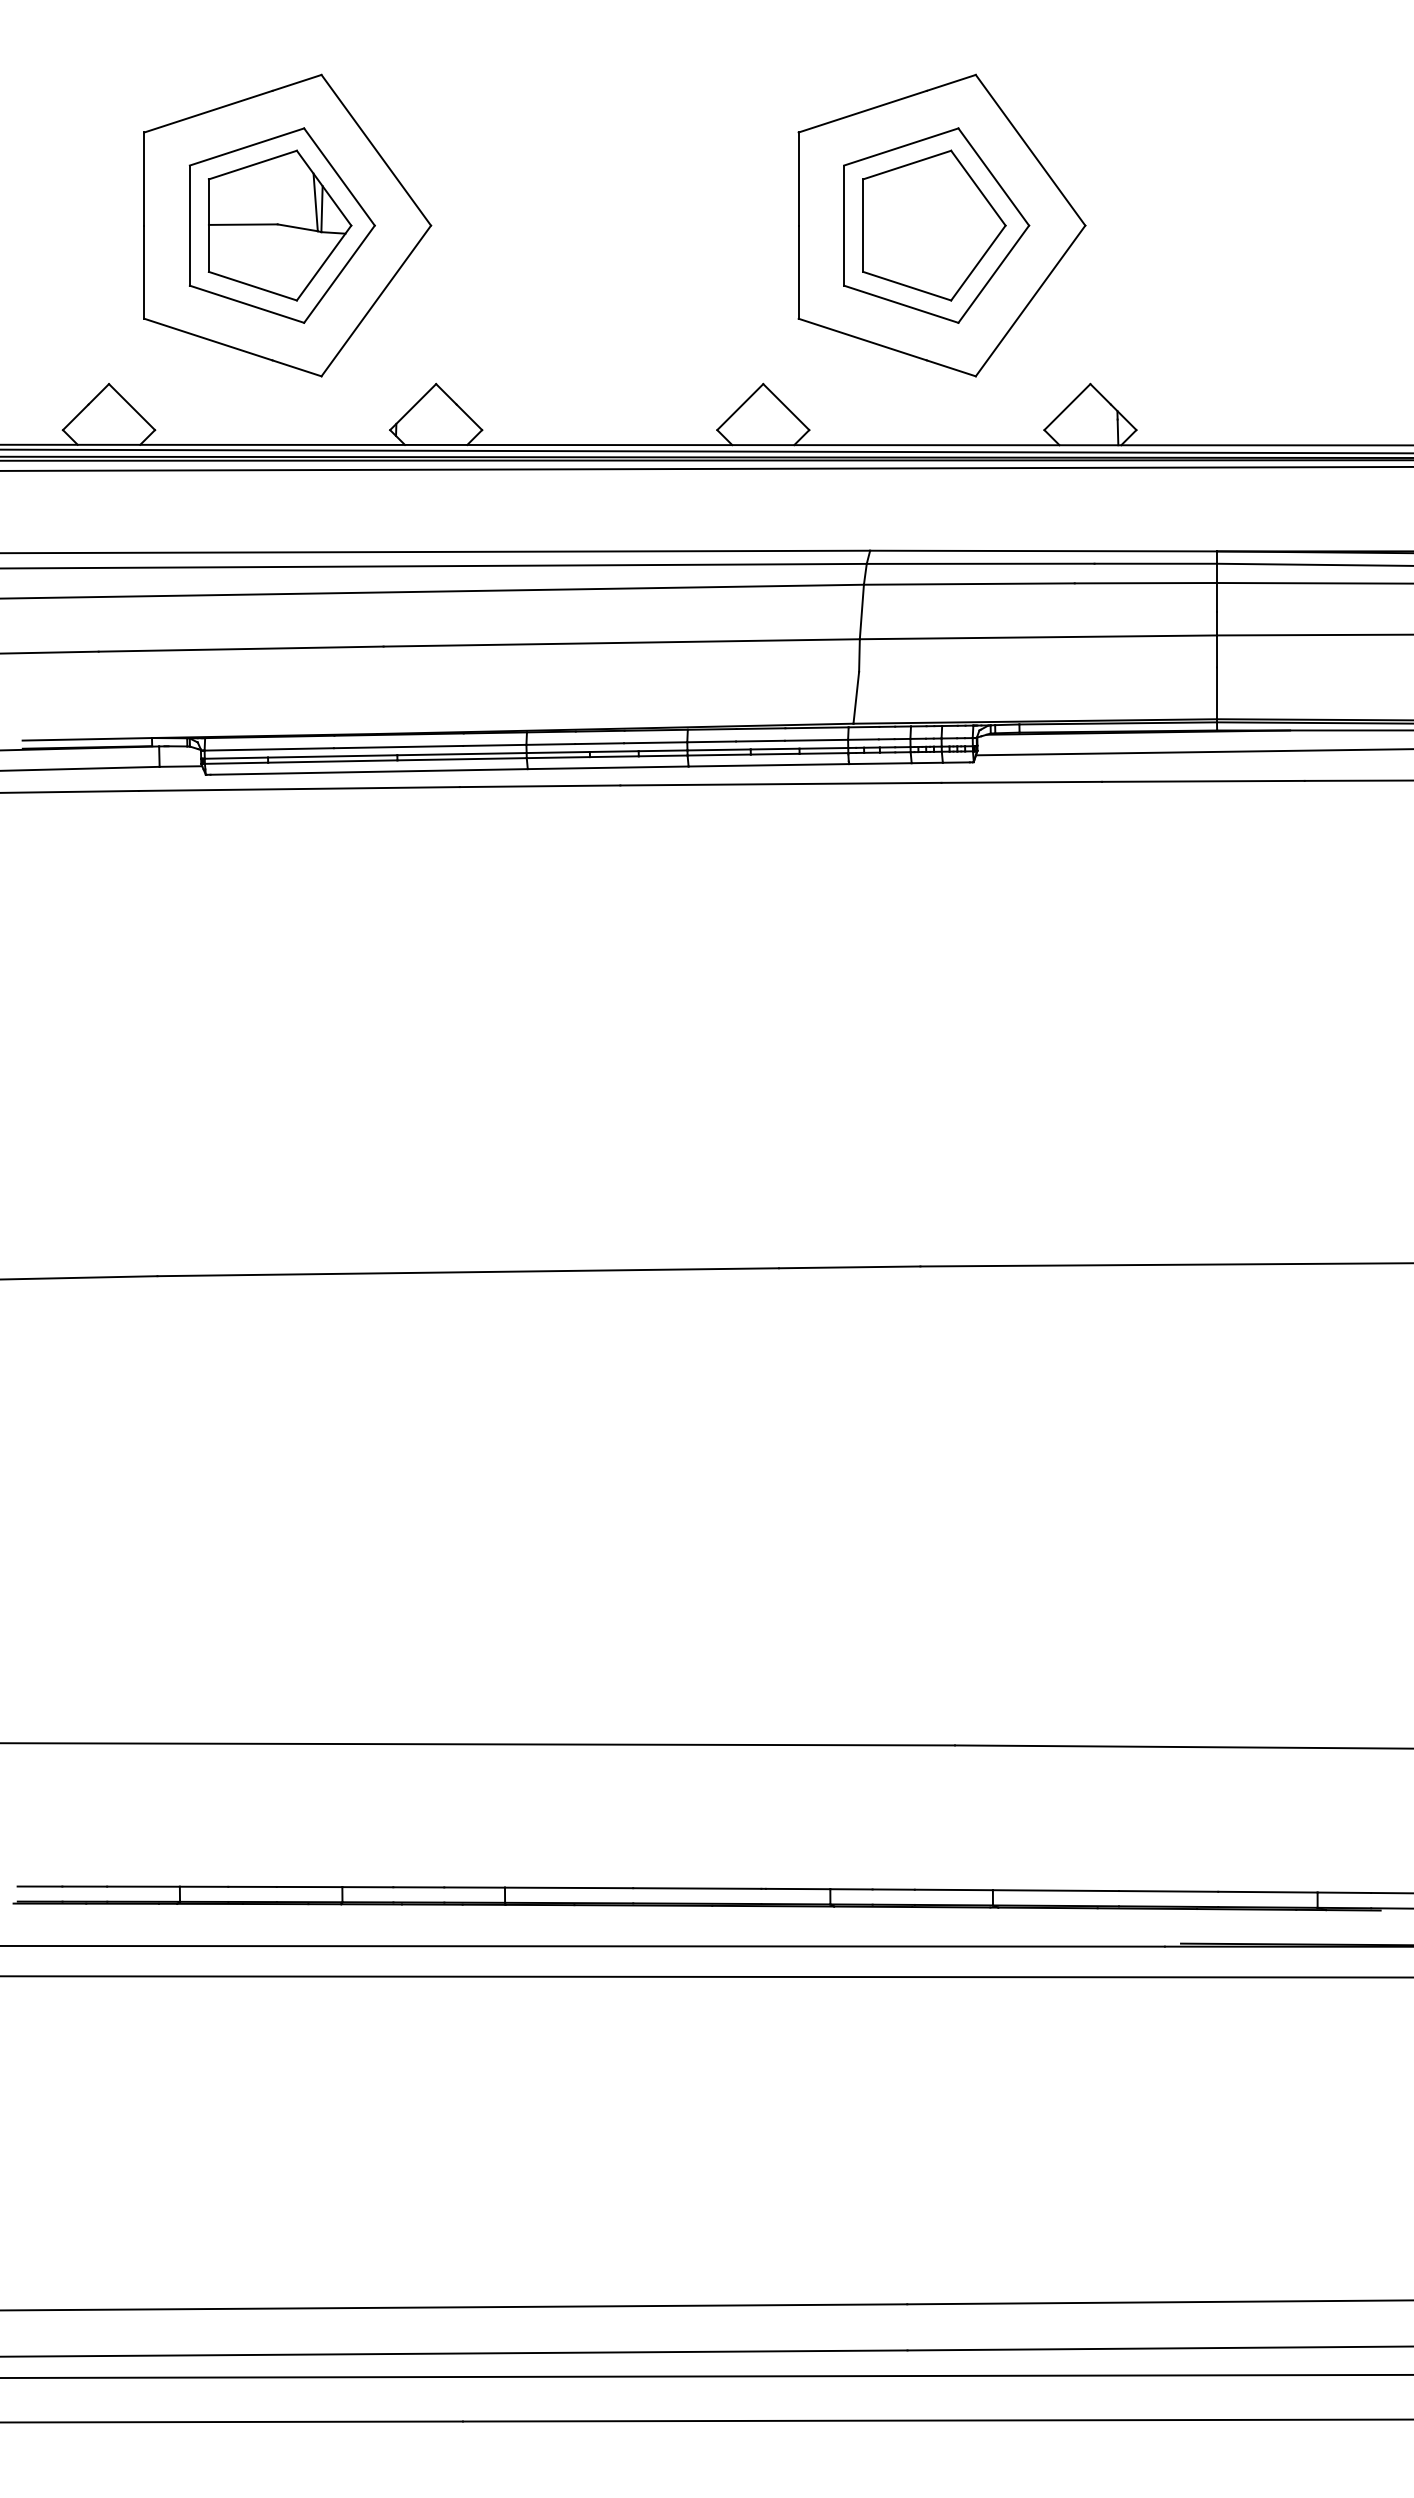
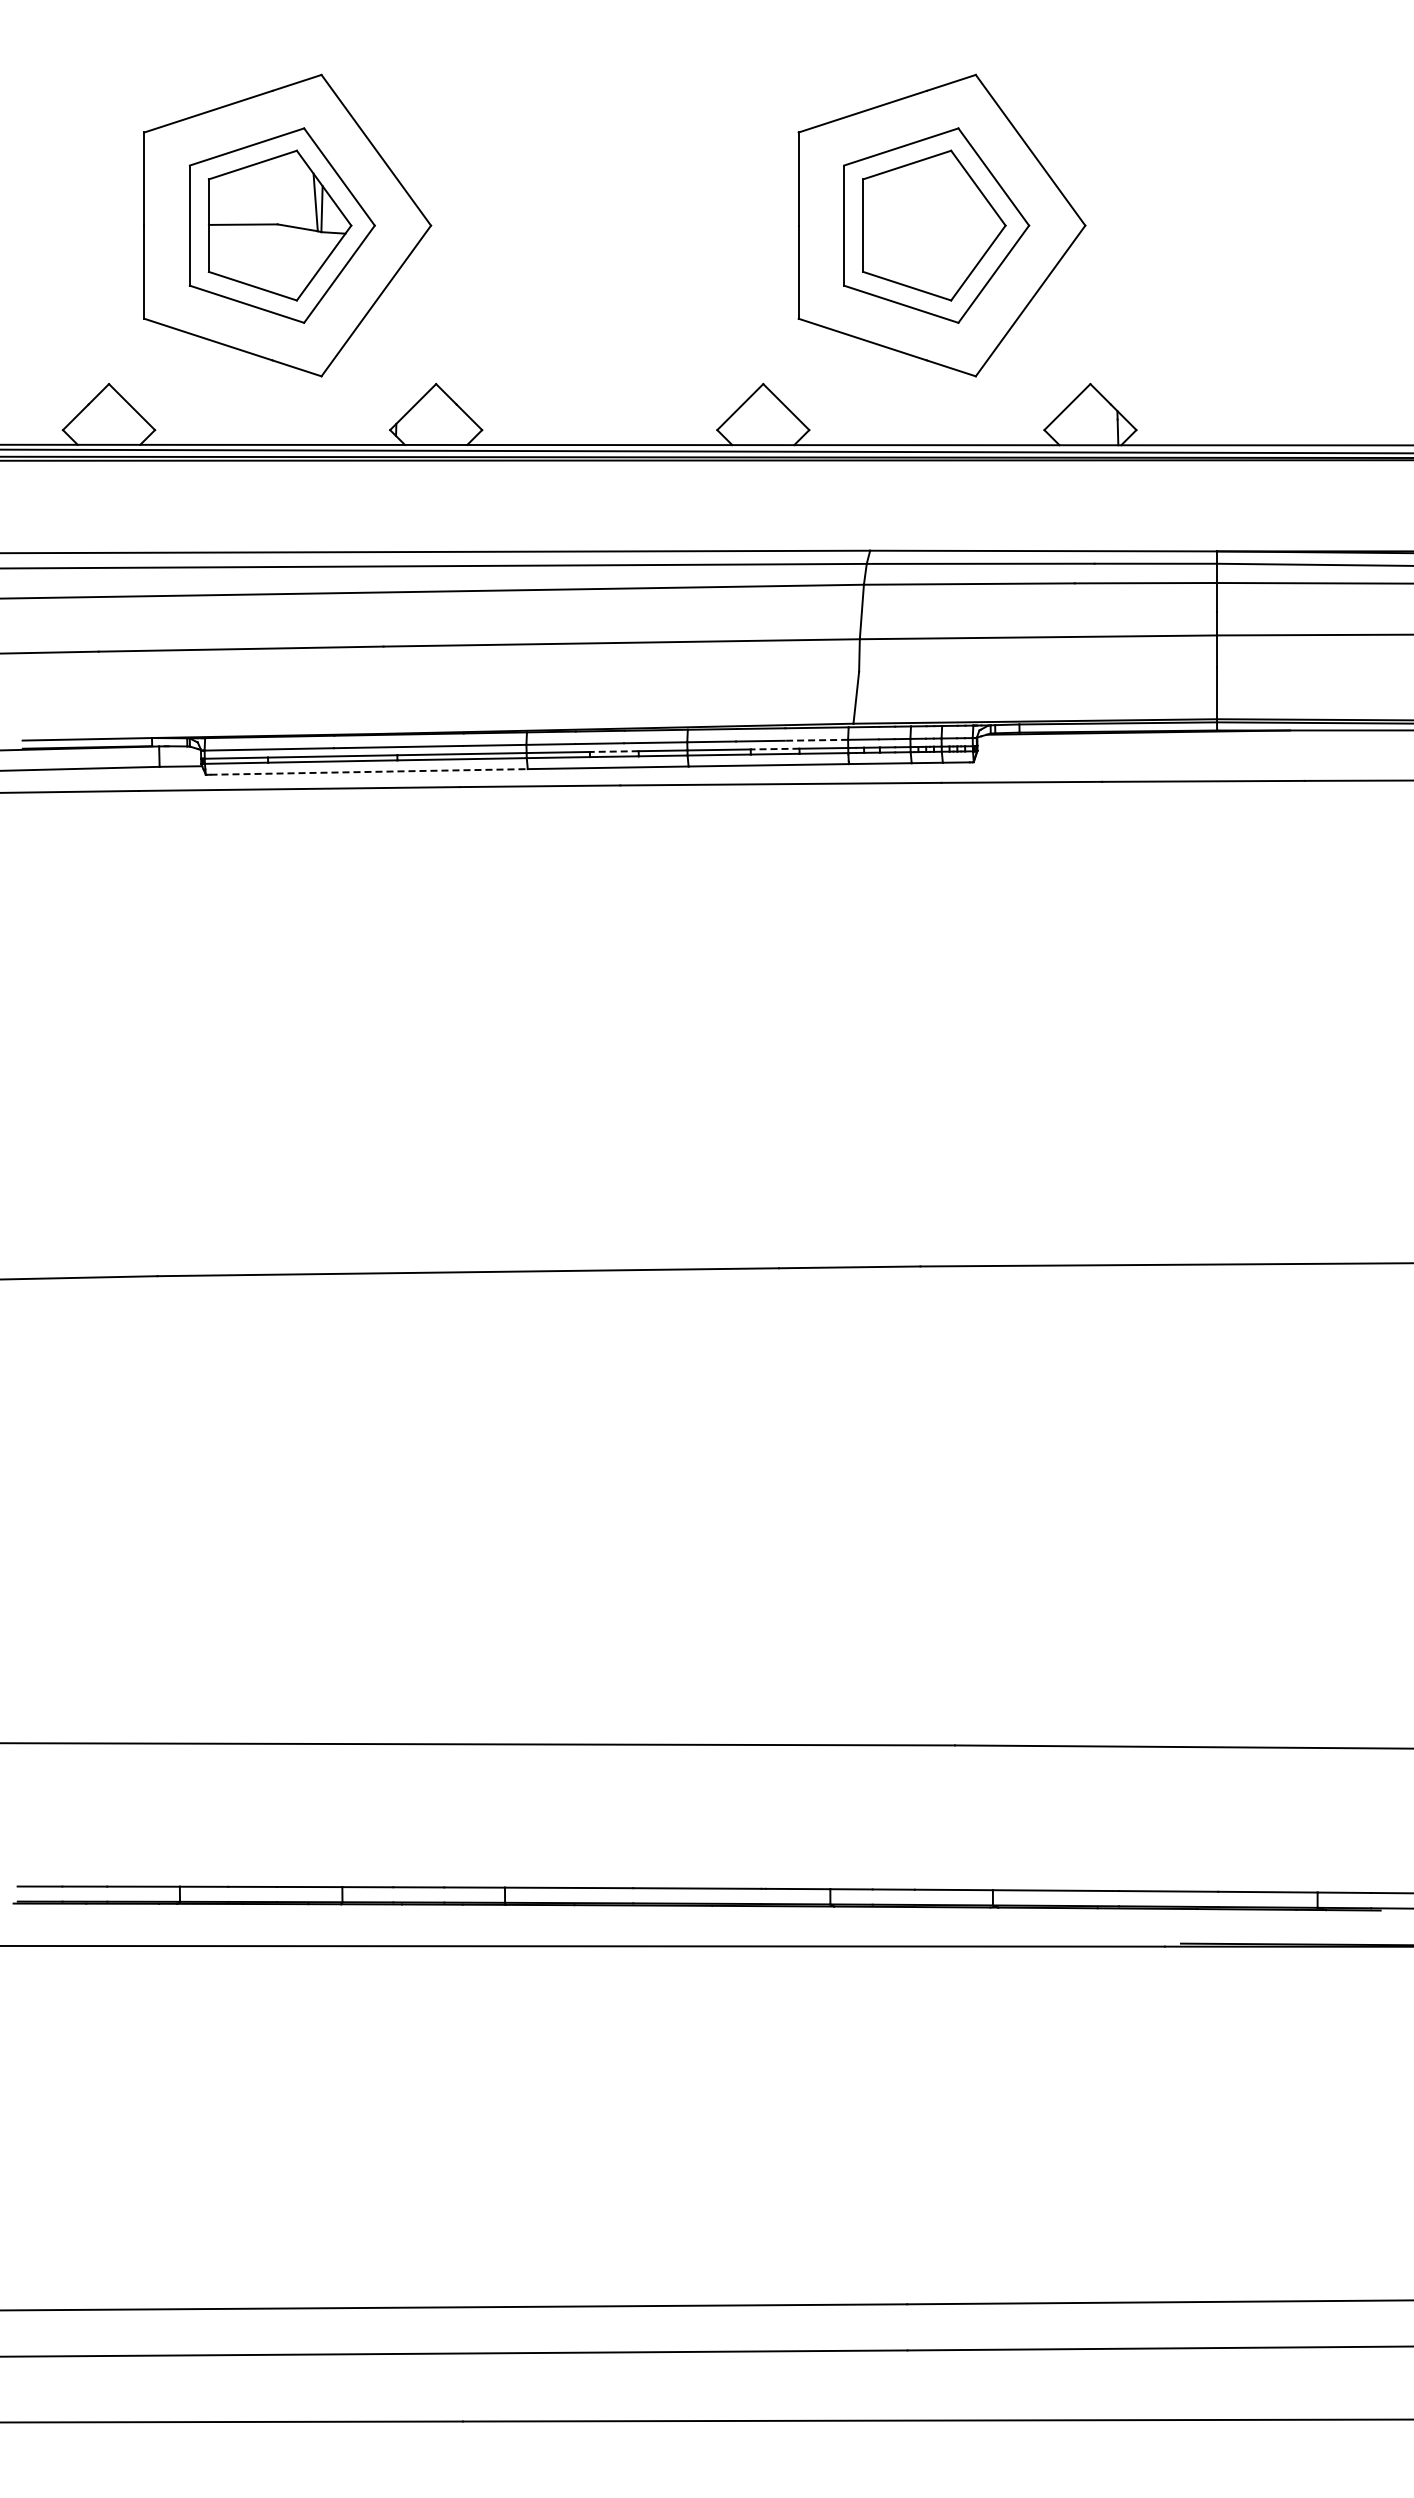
line: present -> none (706, 468)
line: solid -> dashed (816, 740)
line: solid -> dashed (774, 749)
line: solid -> dashed (613, 751)
line: present -> none (1193, 752)
line: solid -> dashed (369, 771)
line: present -> none (706, 1976)
line: present -> none (706, 2376)
